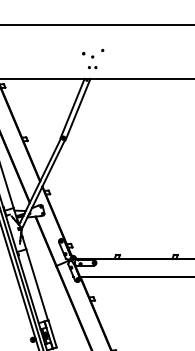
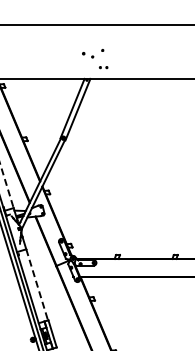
part position: (92, 67) -> (103, 67) (103, 67)
line: solid -> dashed (7, 186)
line: solid -> dashed (37, 285)
